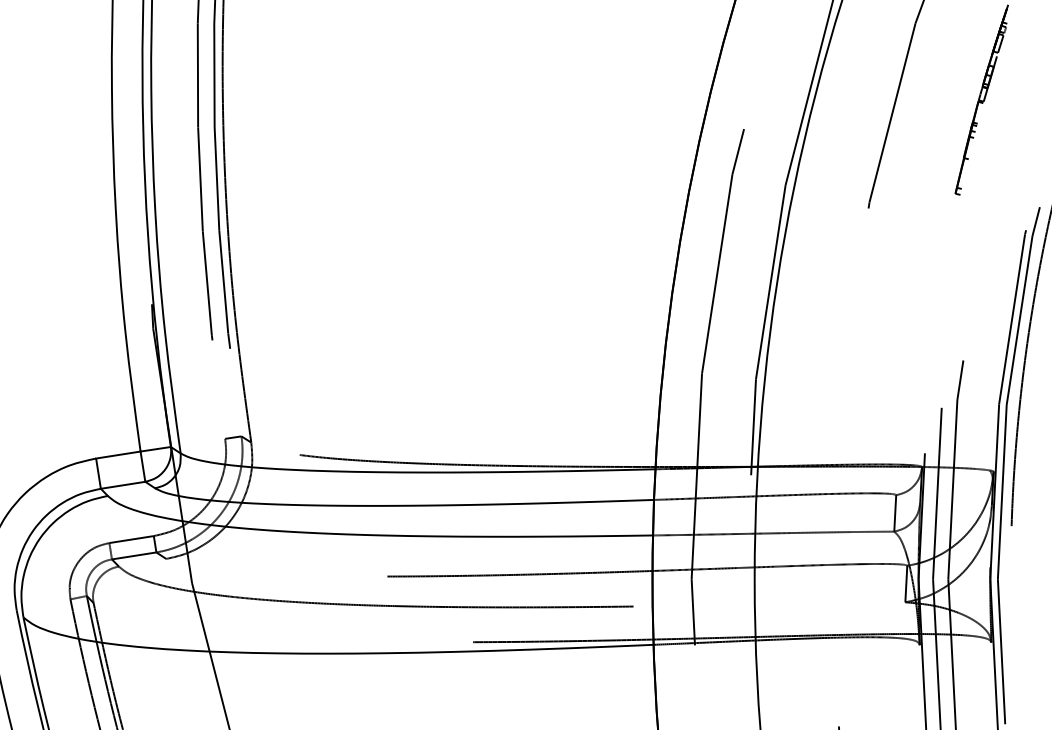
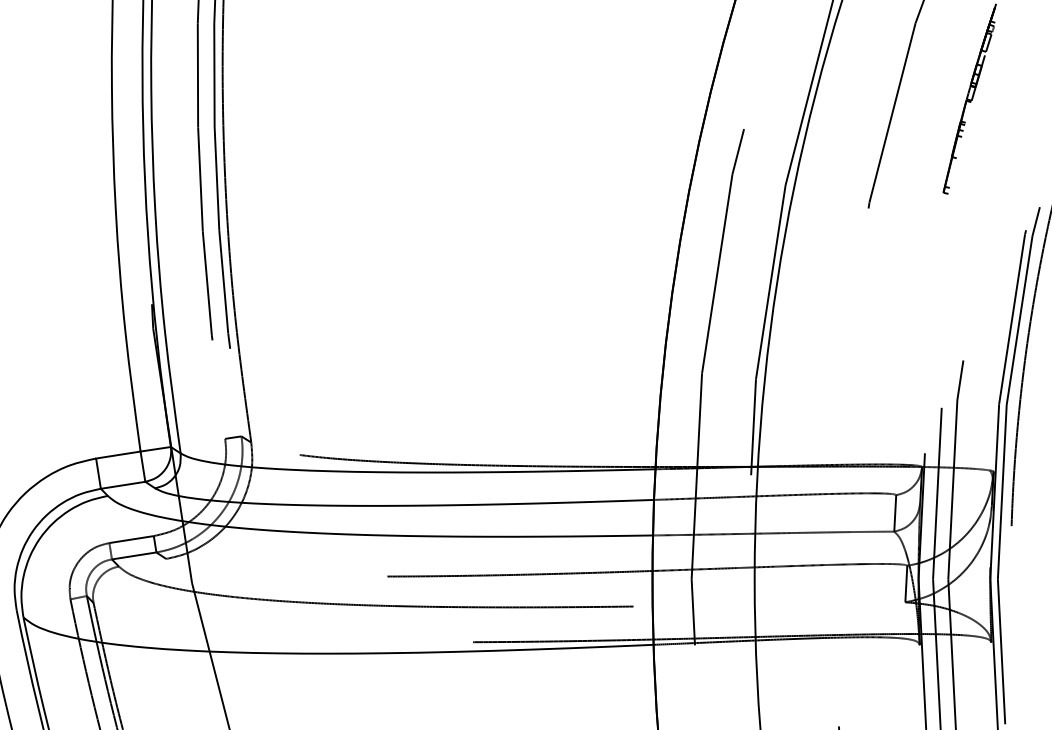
part position: (981, 99) -> (969, 98) (969, 98)
